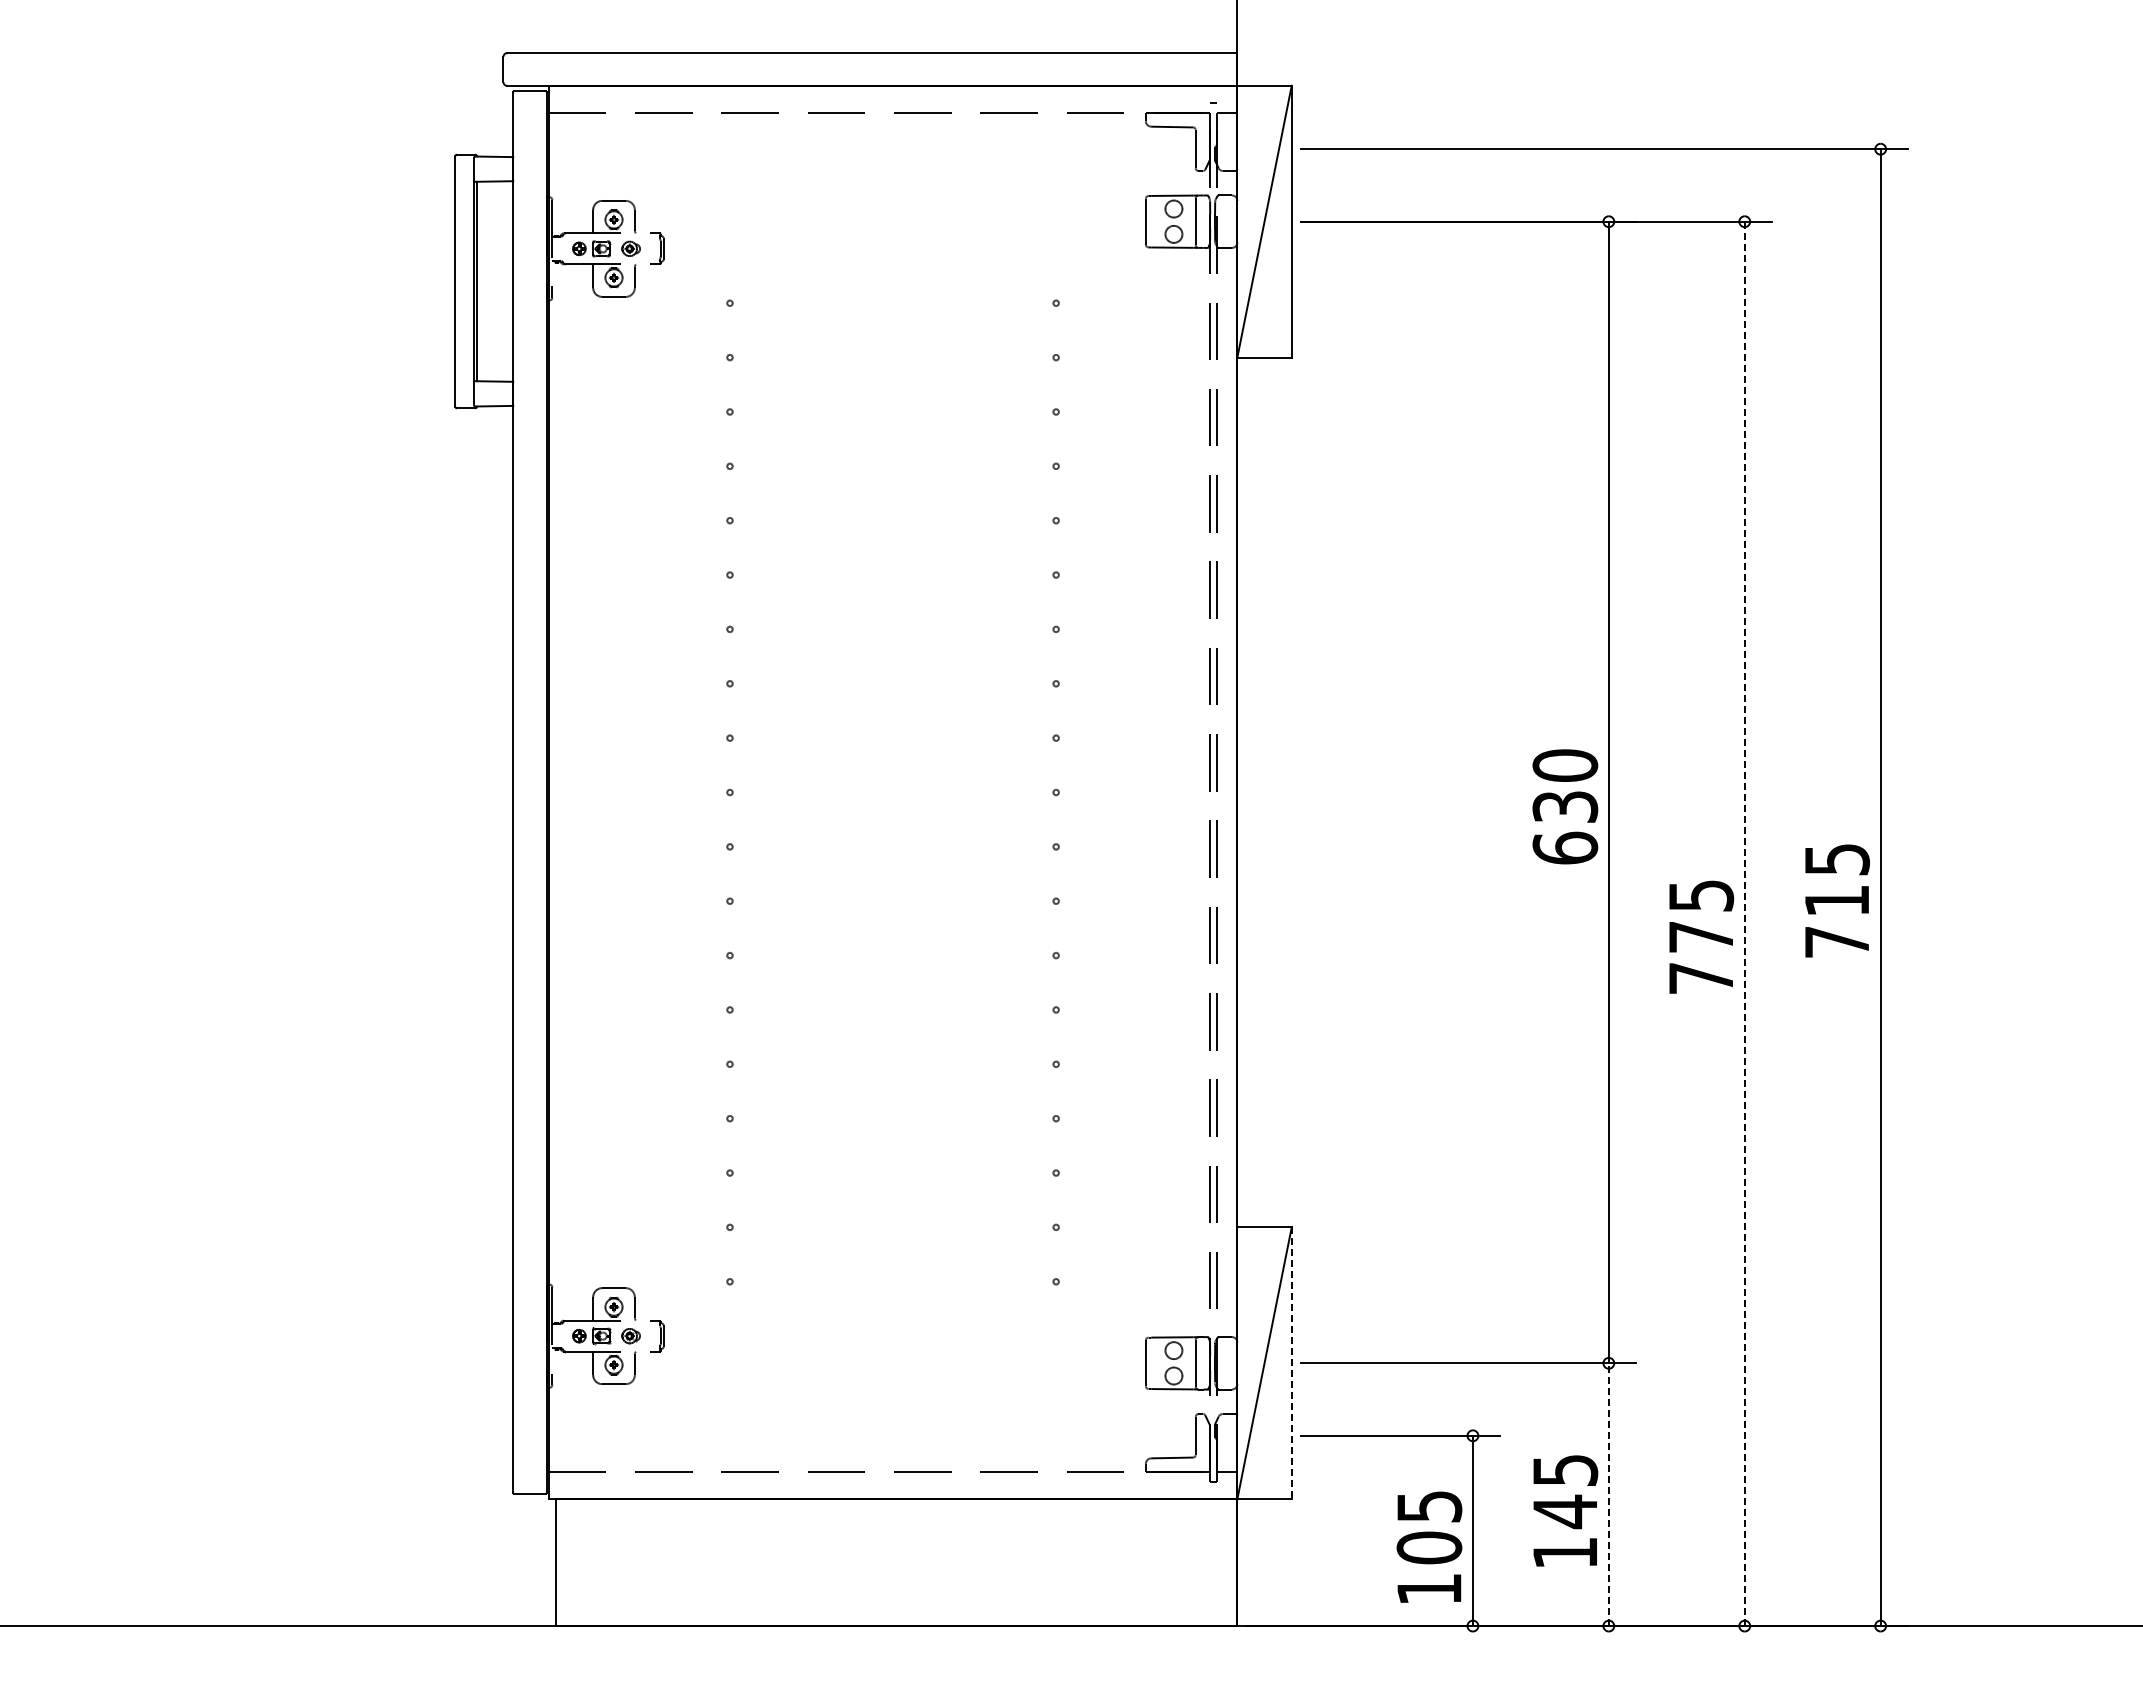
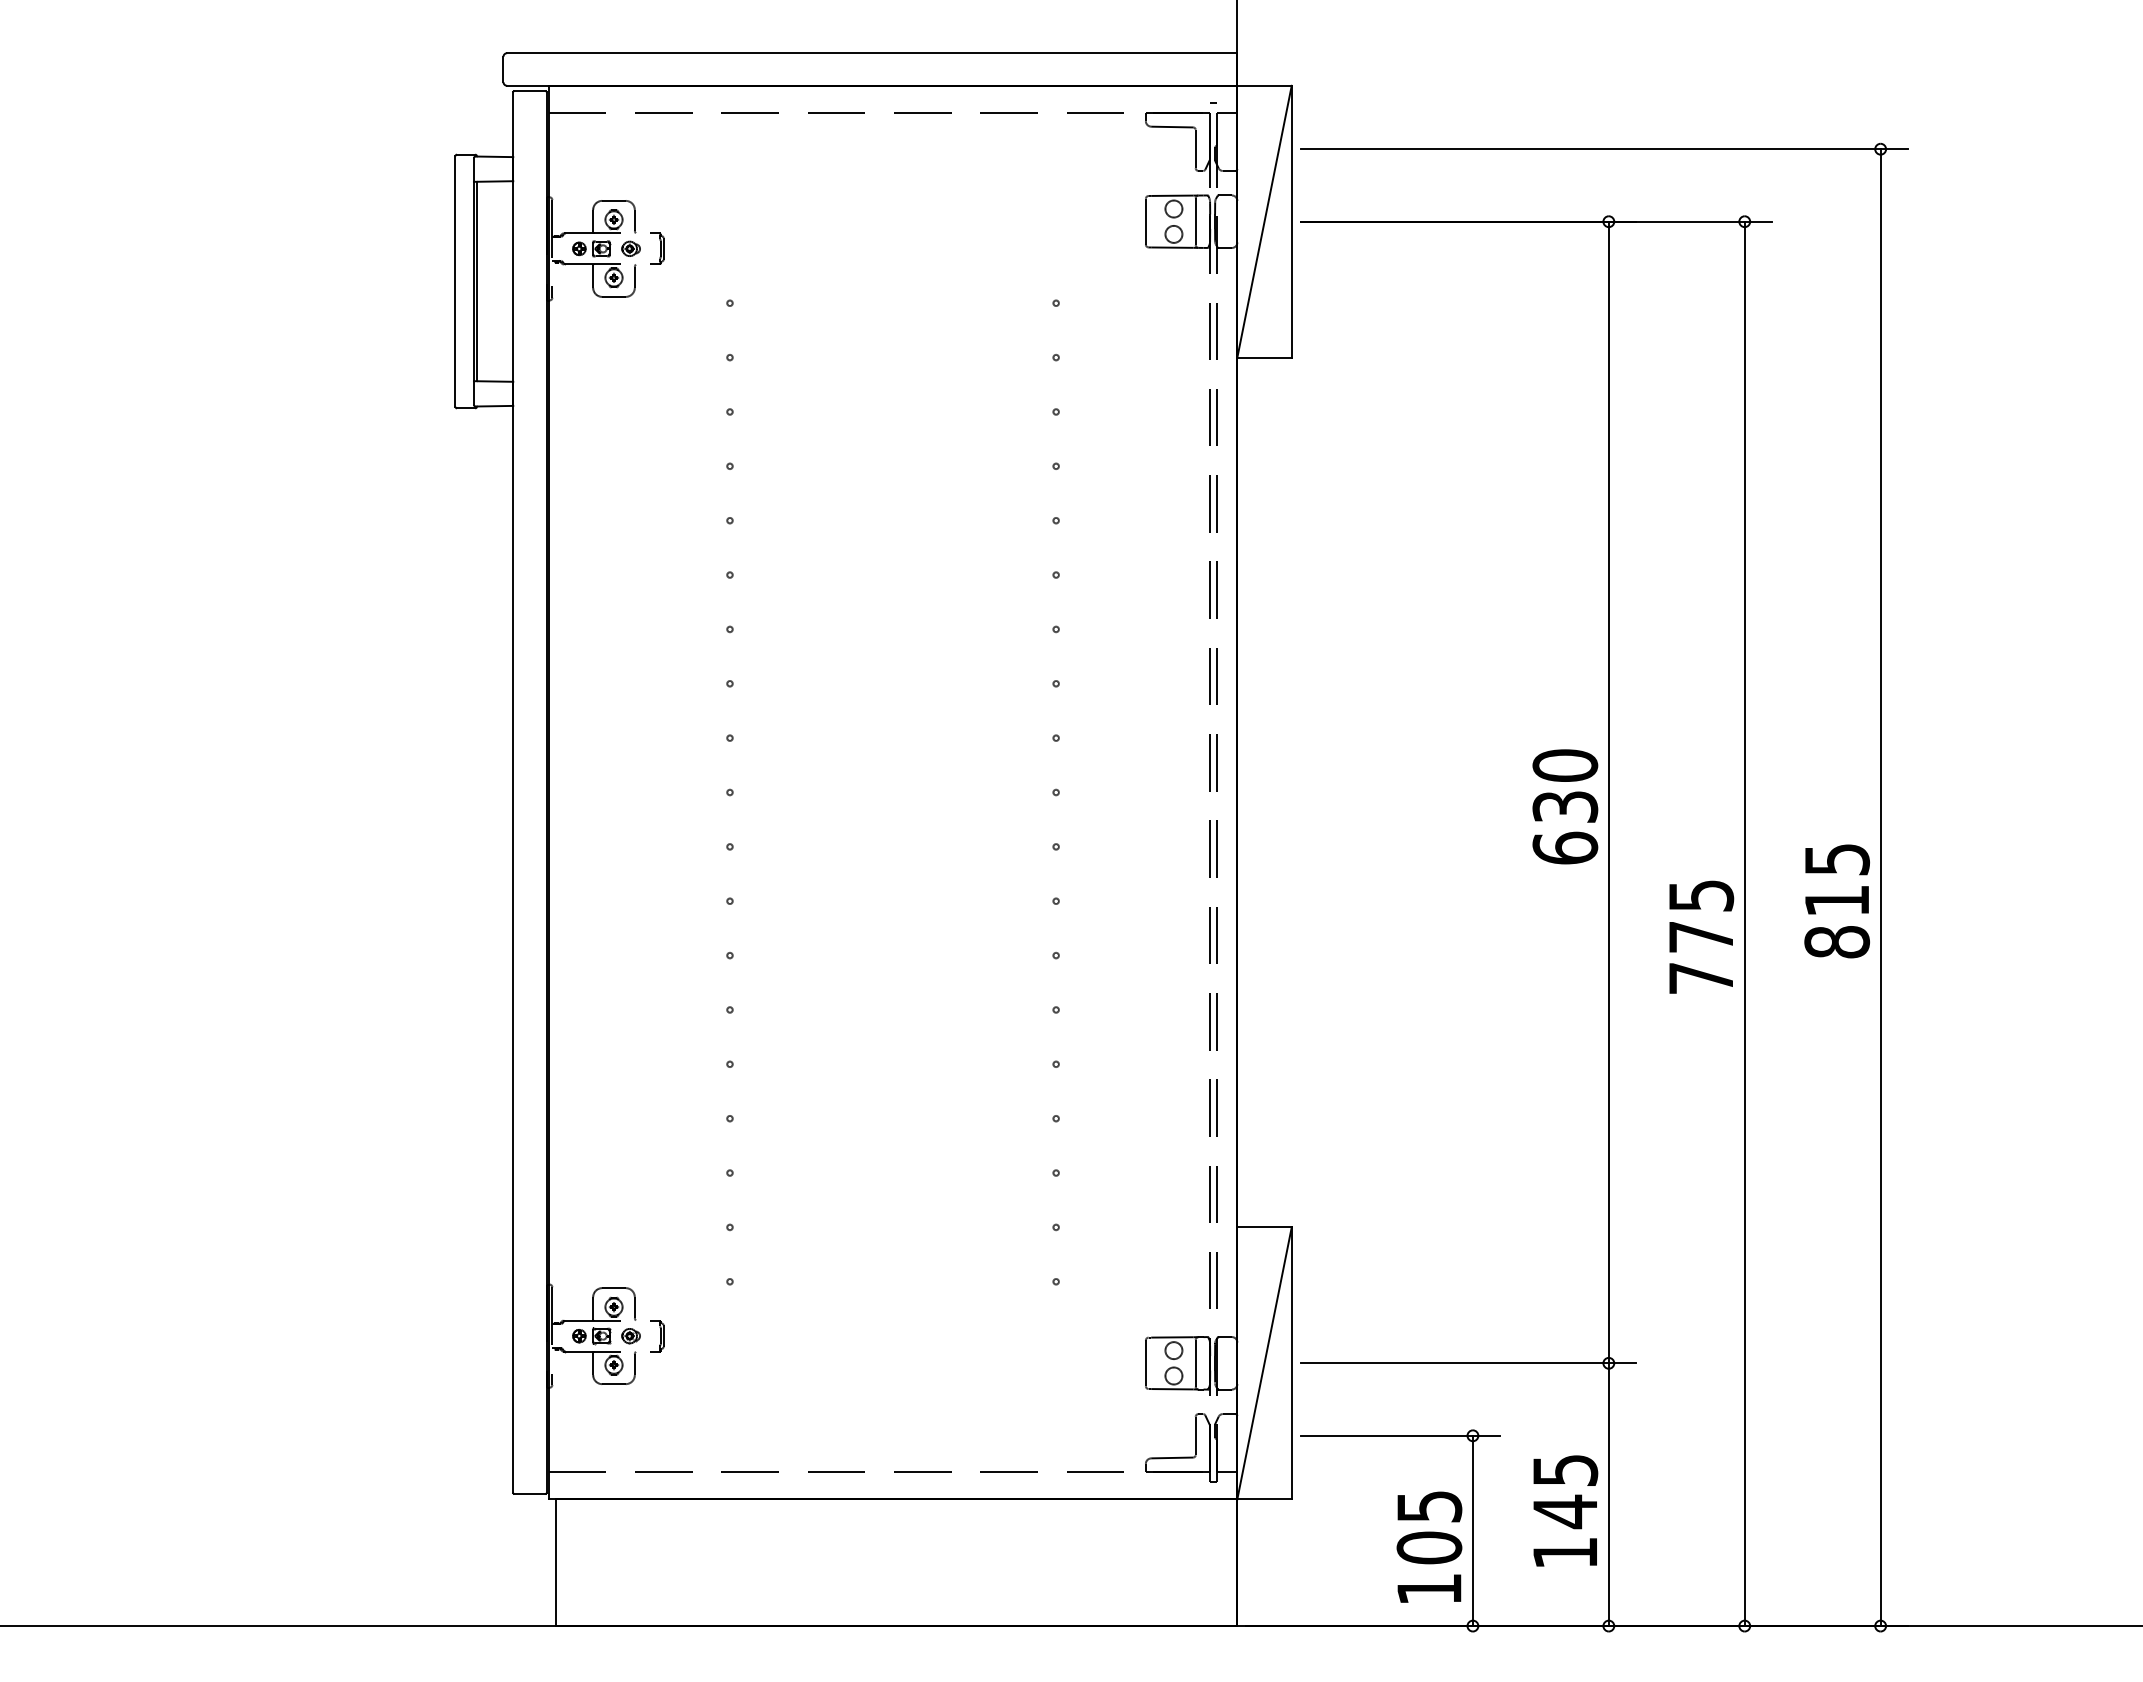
line: dashed -> solid (1744, 923)
text: 715 -> 815 (1837, 942)
line: dashed -> solid (1291, 1363)
line: dashed -> solid (1608, 1494)
